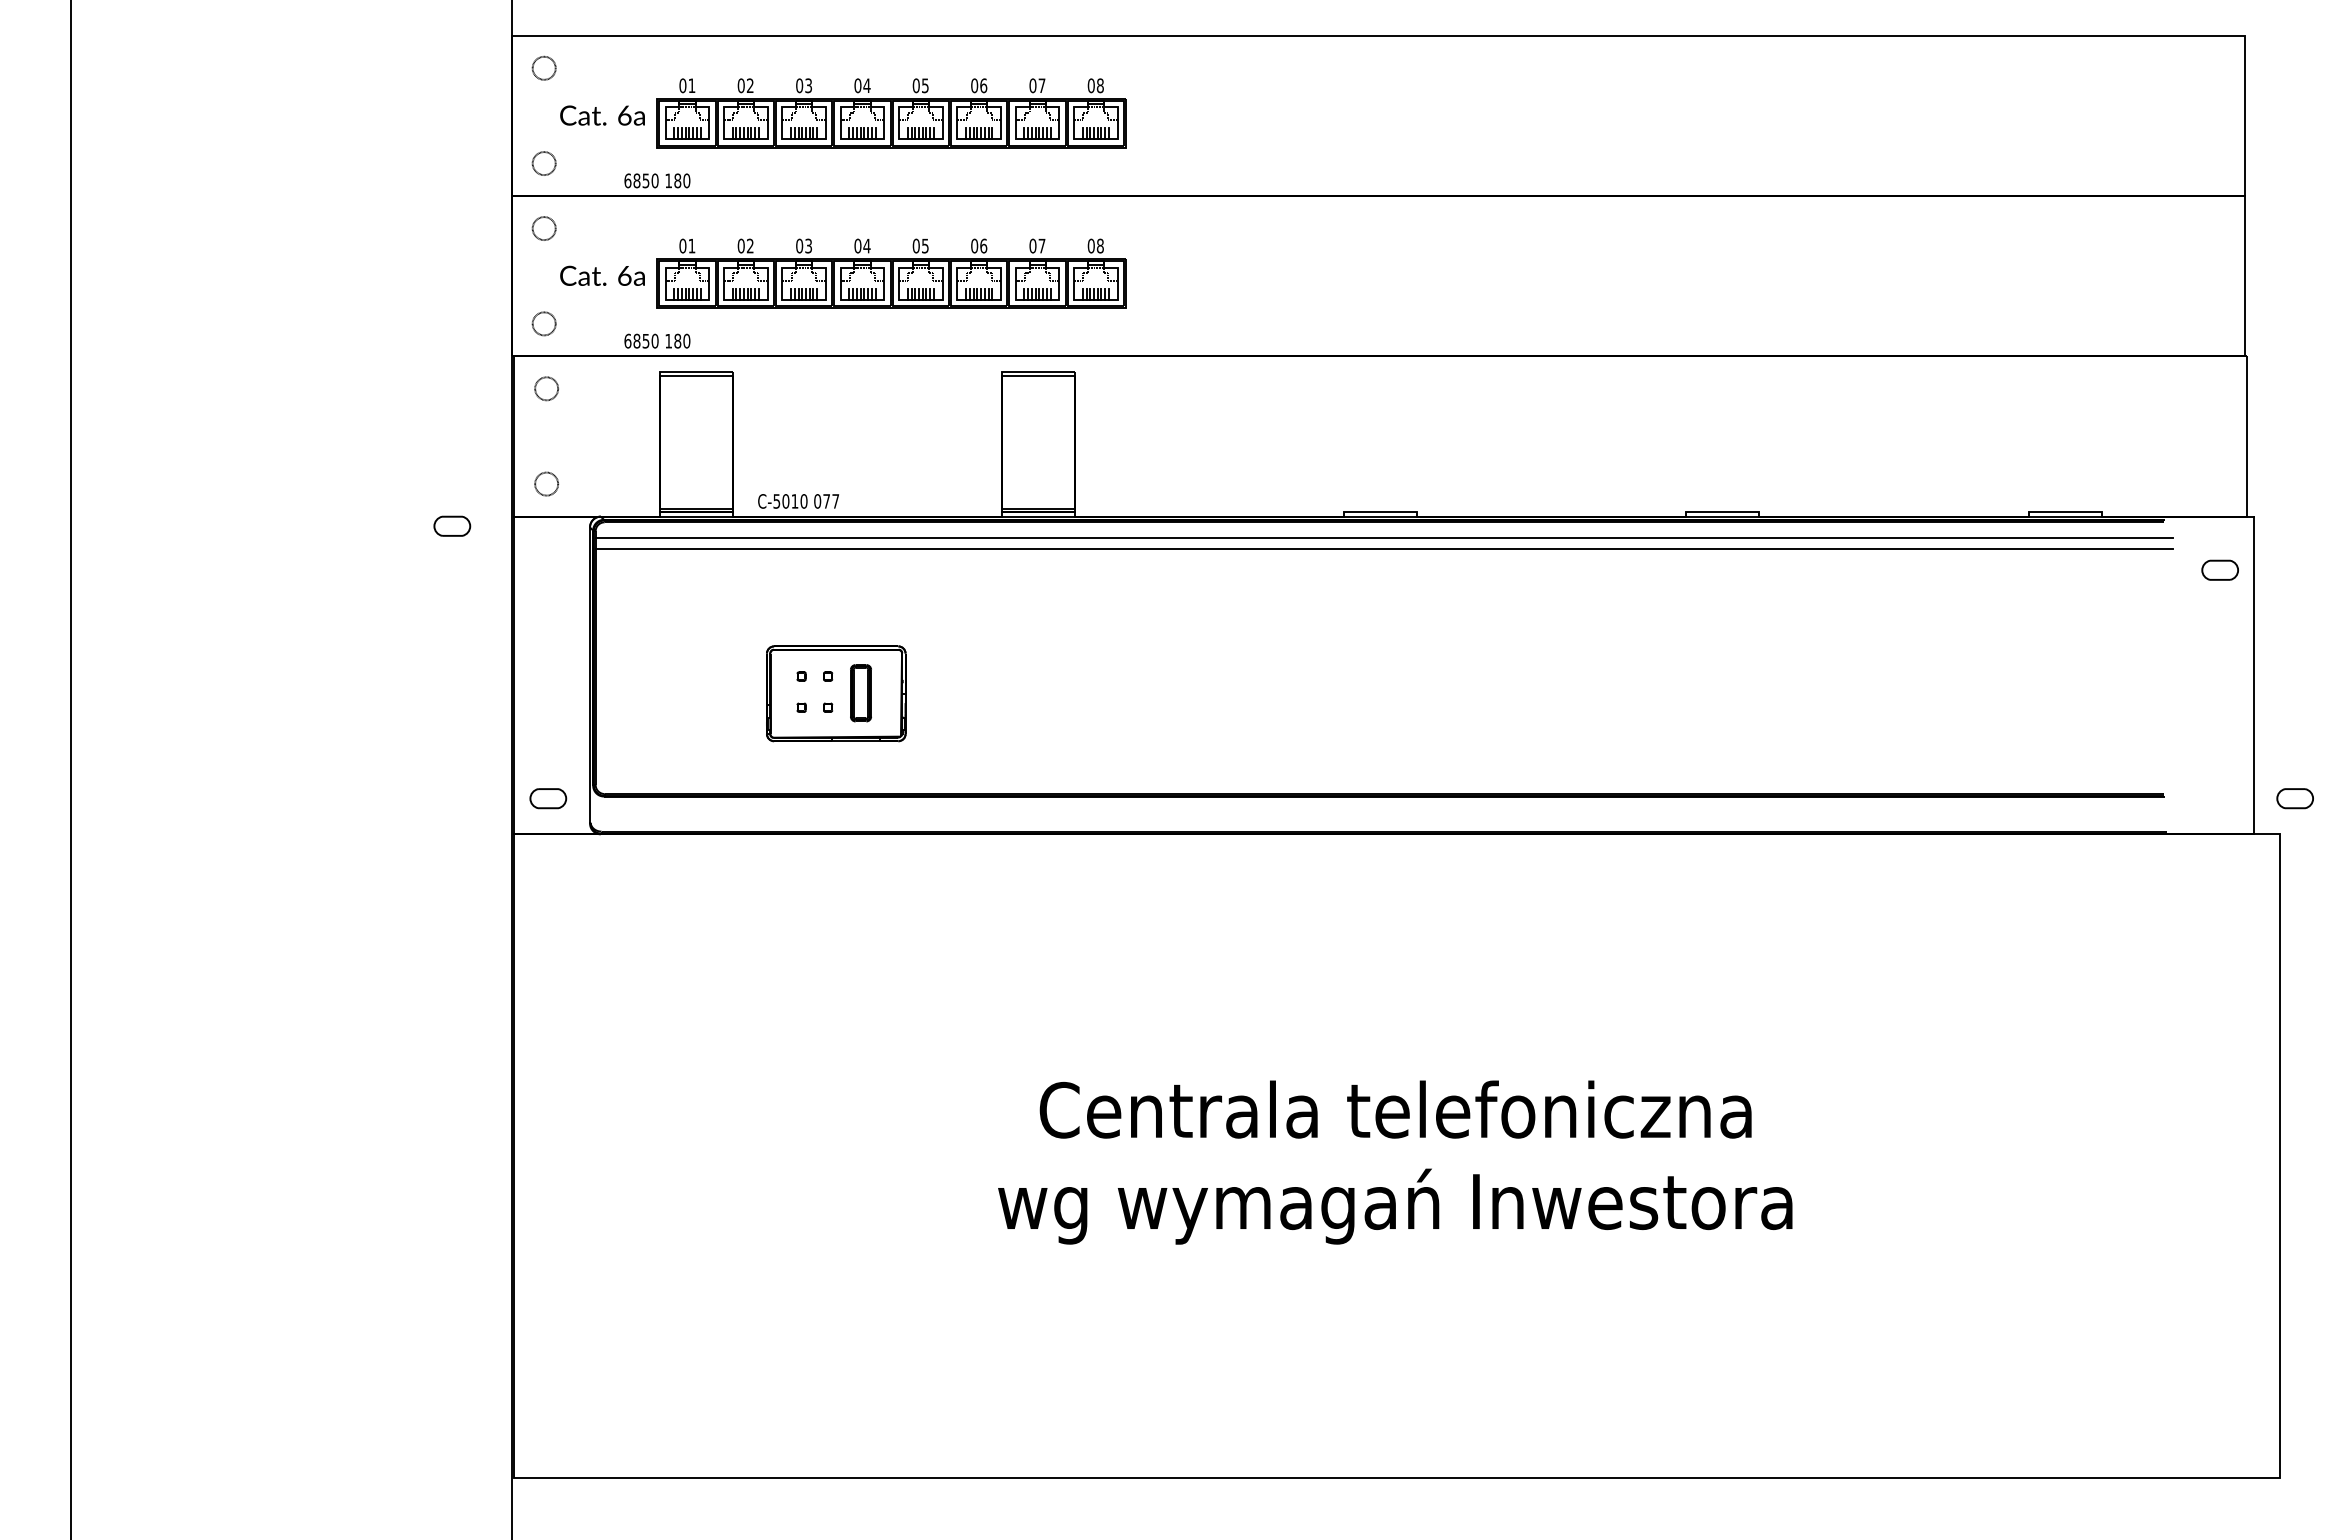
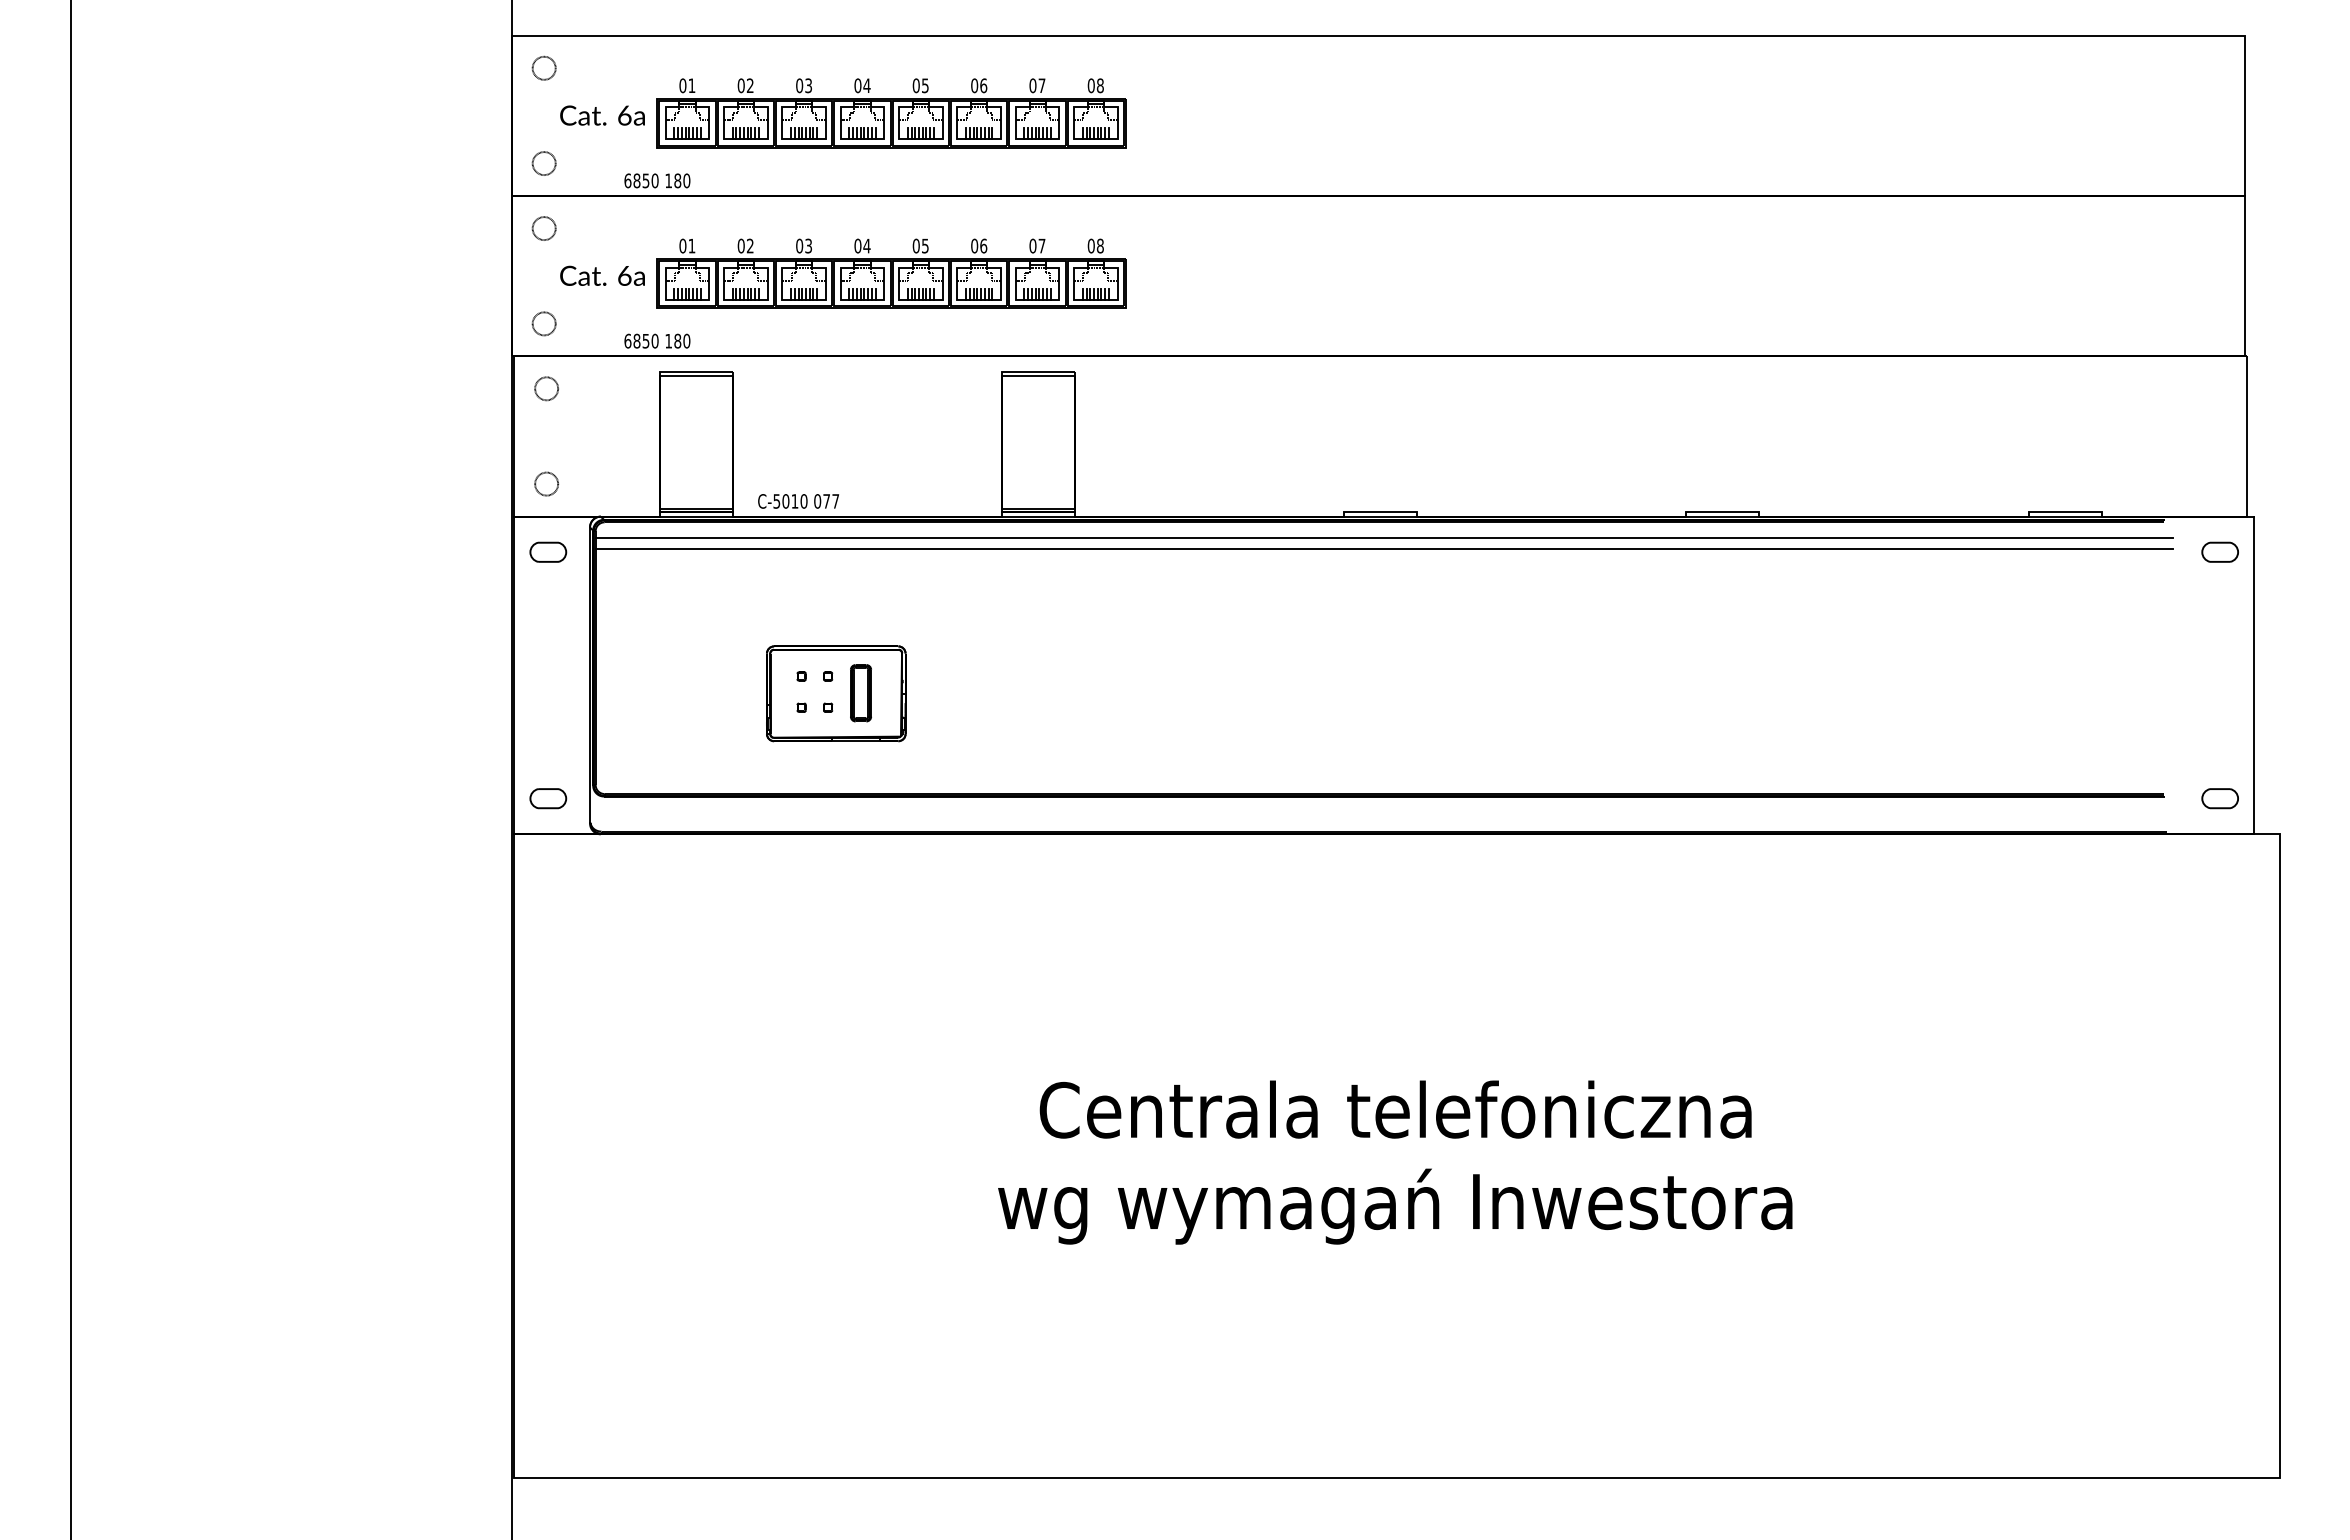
part position: (452, 525) -> (548, 551) (548, 551)
part position: (2219, 569) -> (2219, 551) (2219, 551)
part position: (2294, 798) -> (2219, 798) (2219, 798)
